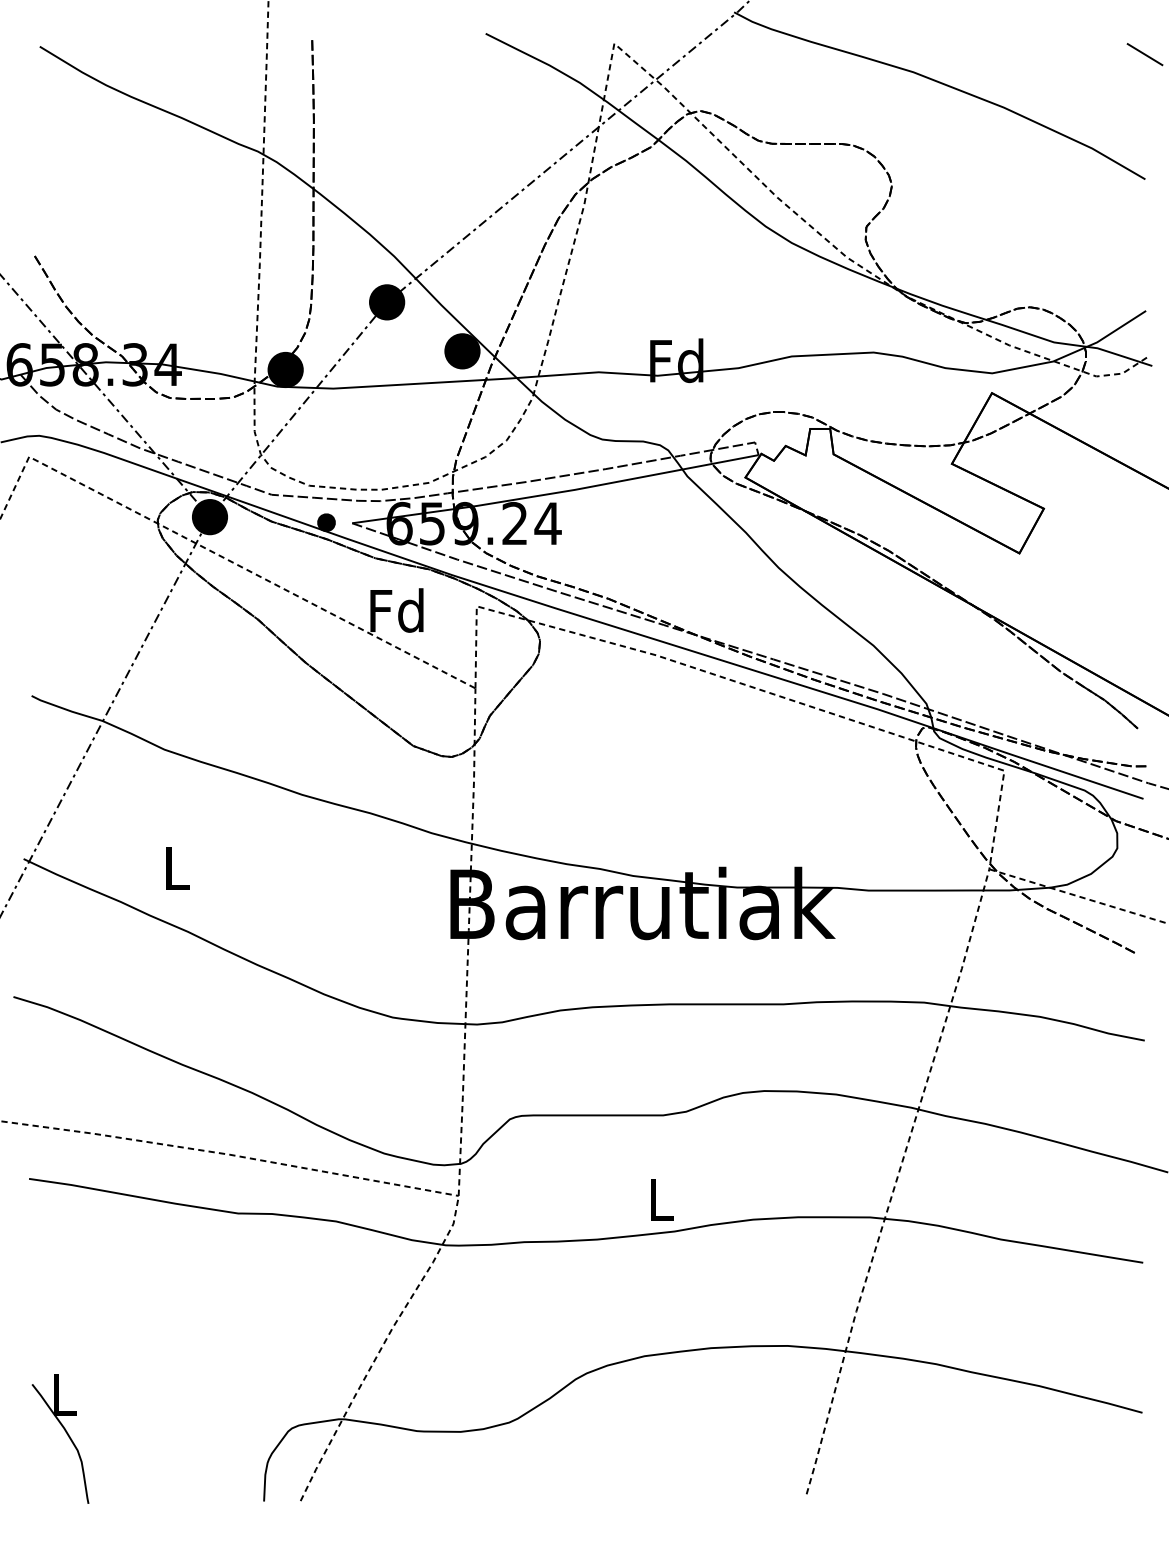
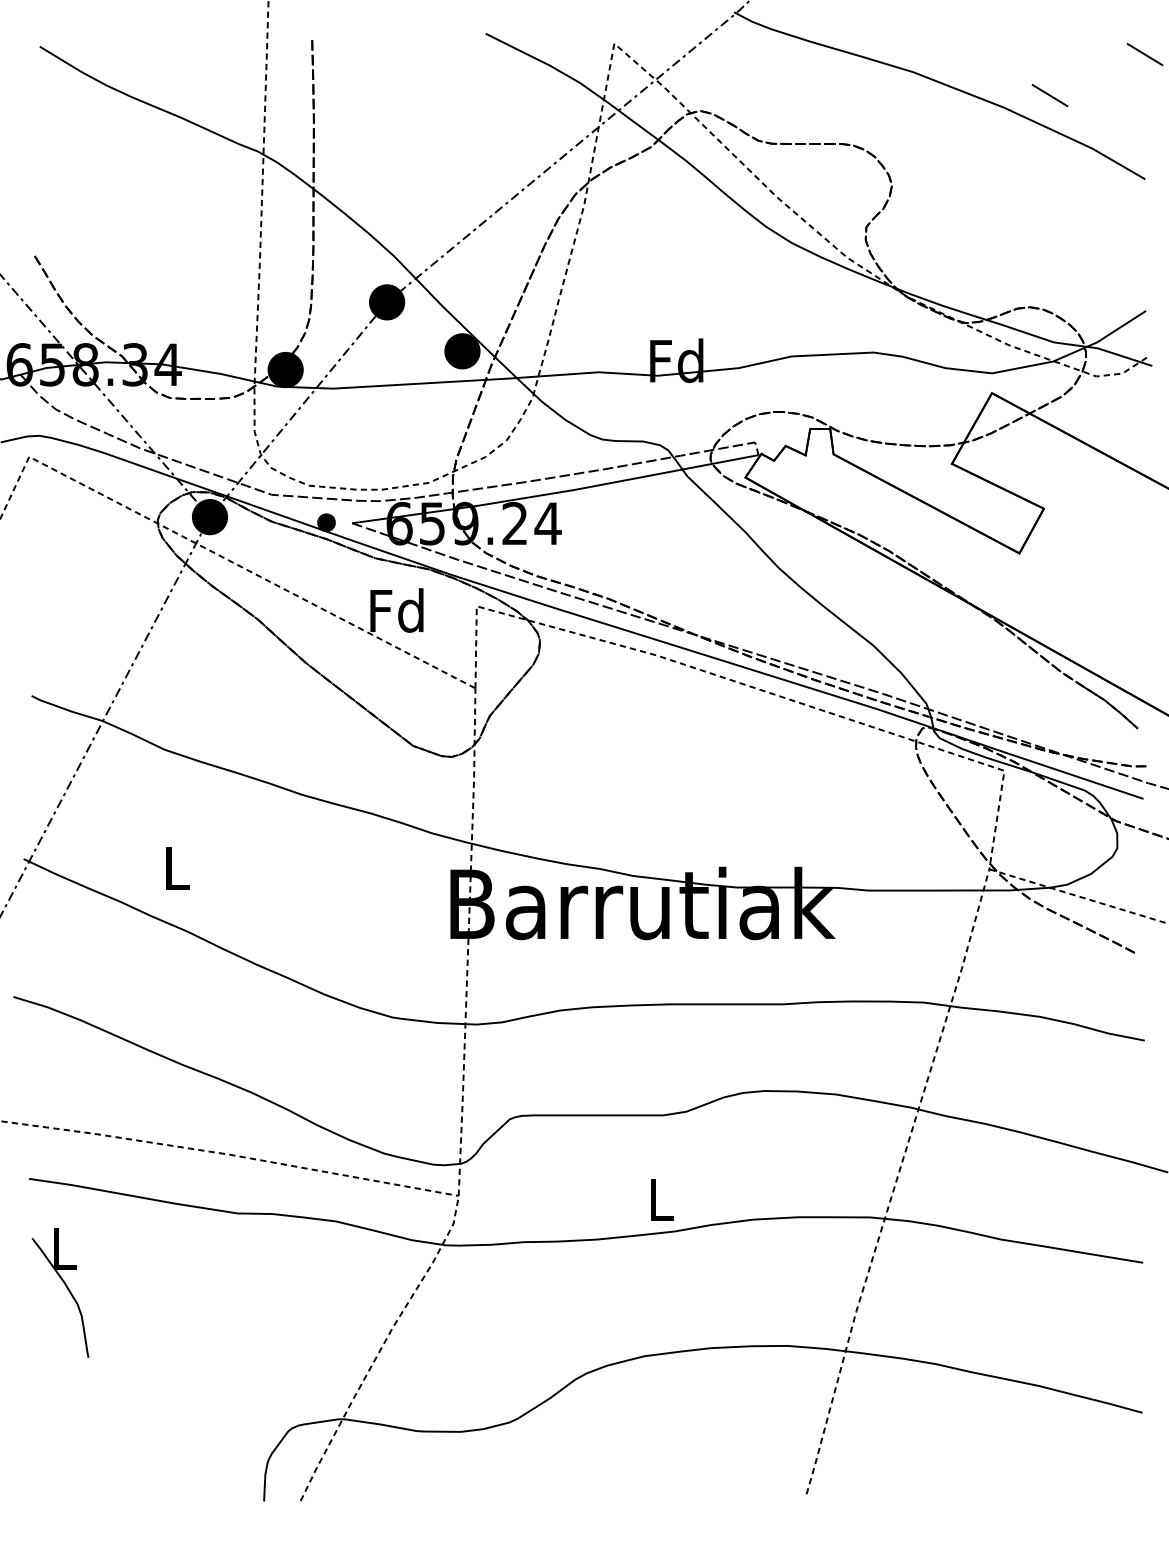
line: none -> present (1049, 95)
part position: (66, 1434) -> (66, 1288) (66, 1288)
